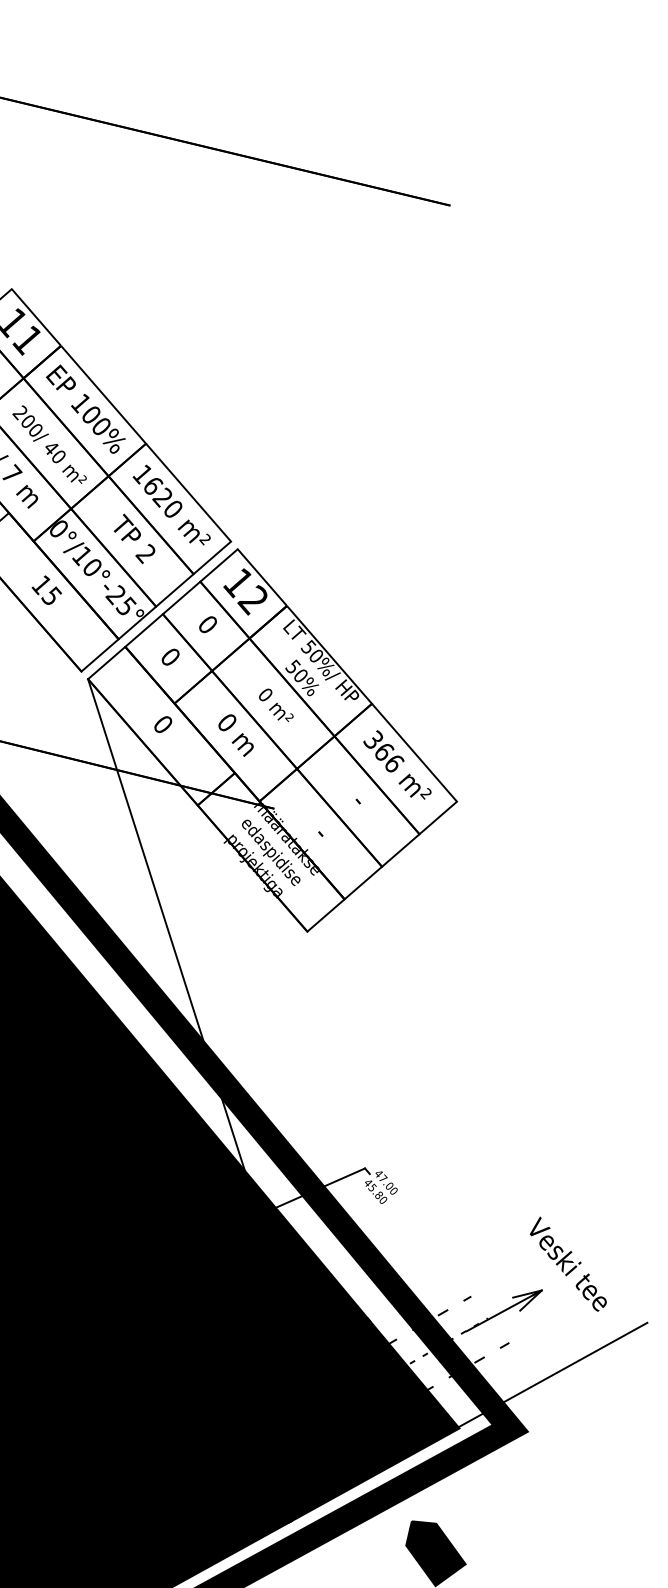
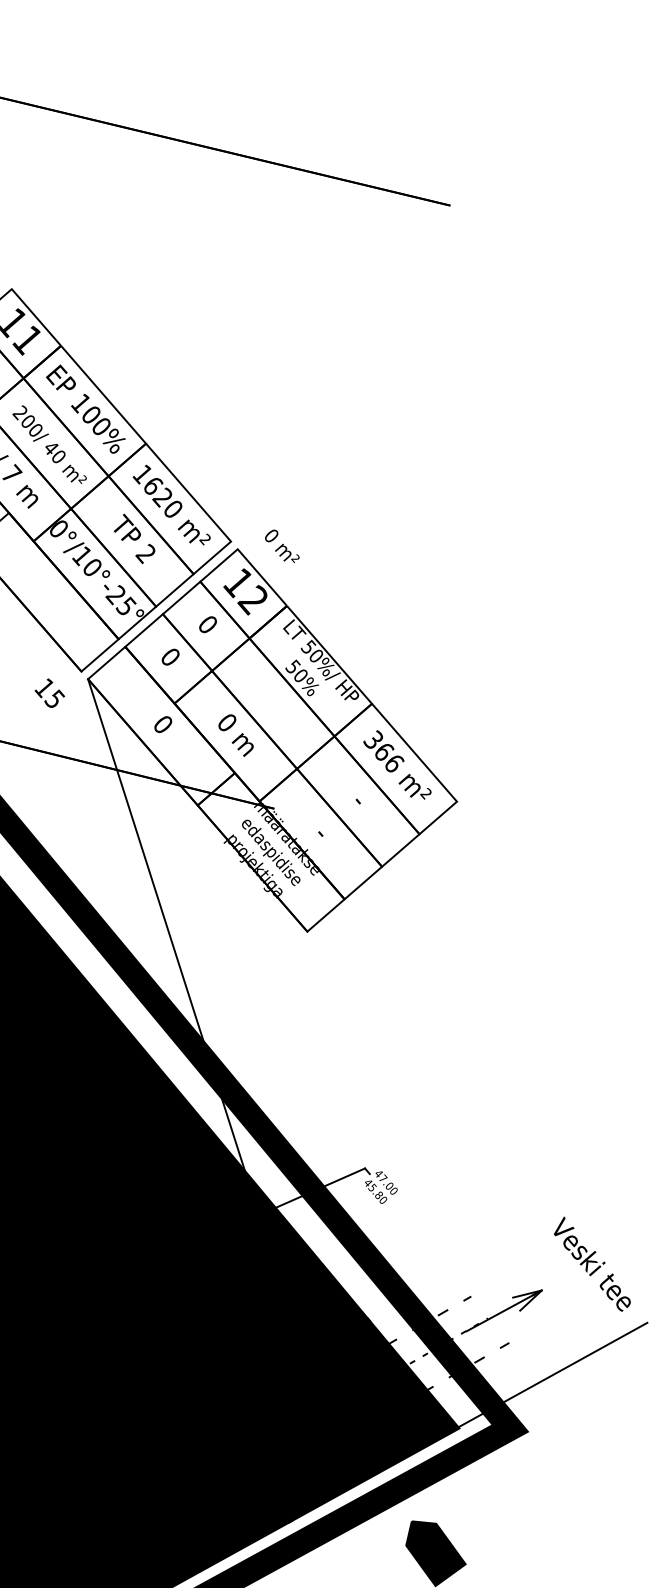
text position: (46, 589) -> (49, 692) (49, 692)
text position: (276, 704) -> (282, 545) (282, 545)
text position: (567, 1263) -> (591, 1263) (591, 1263)
